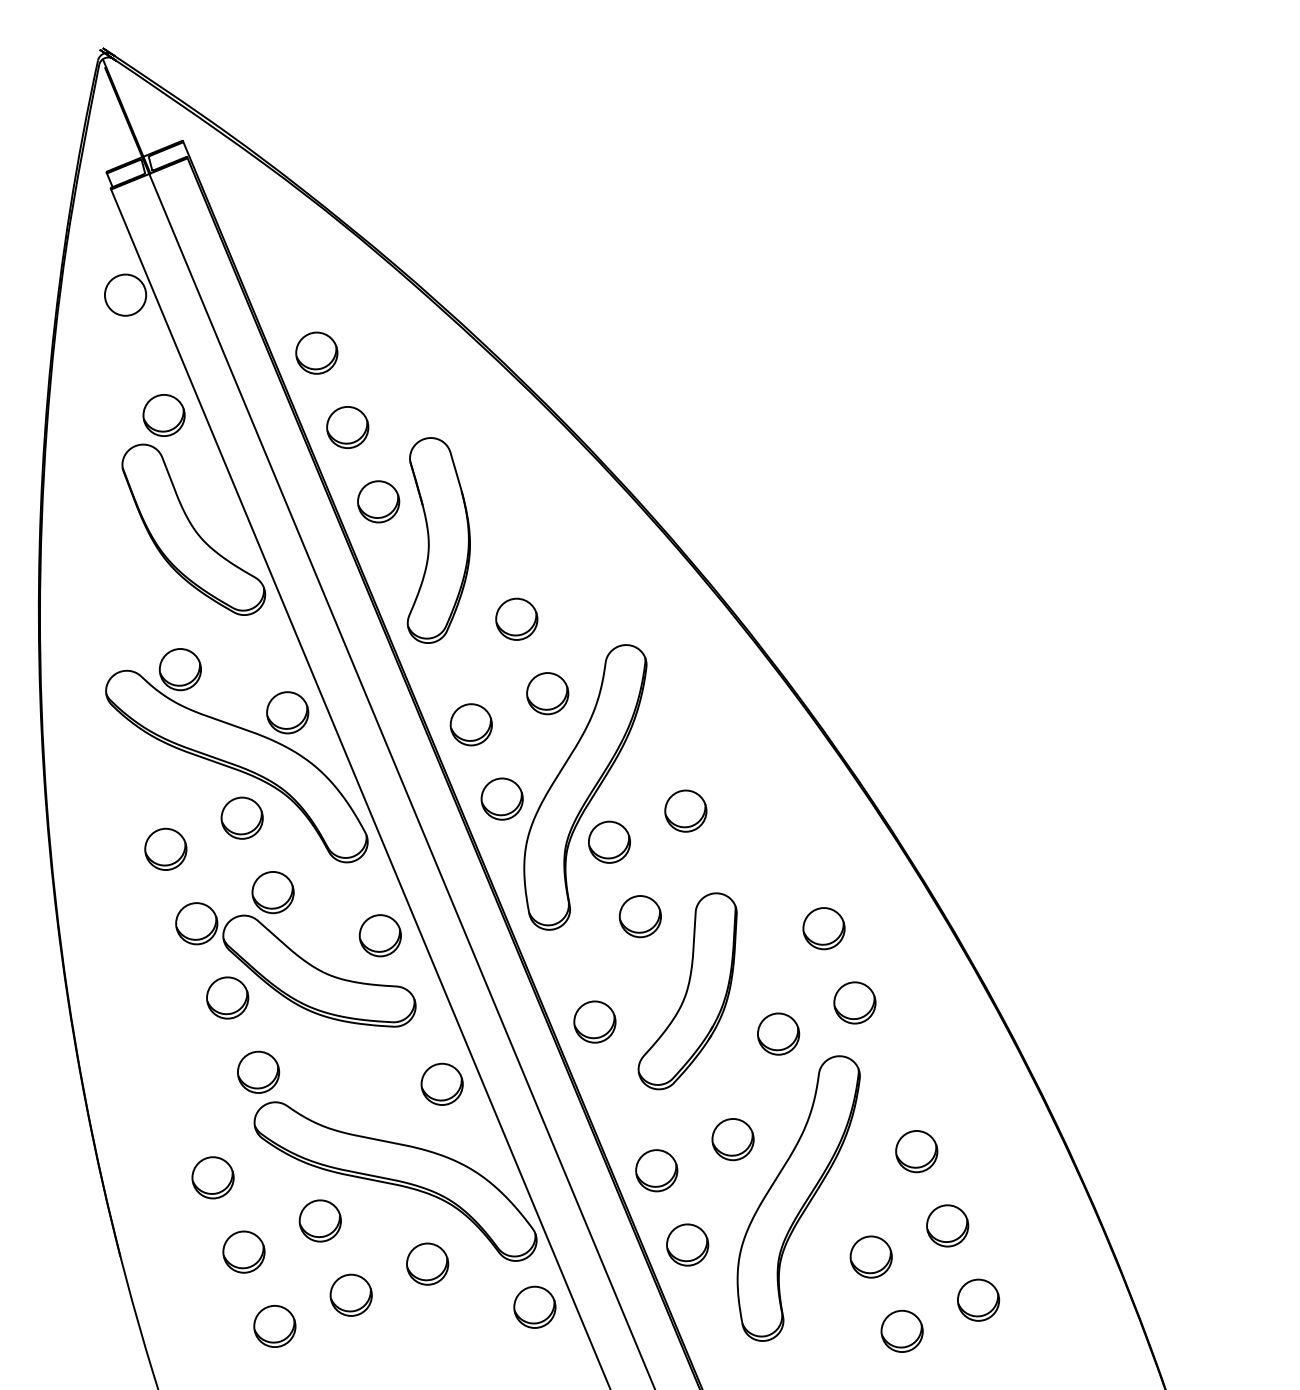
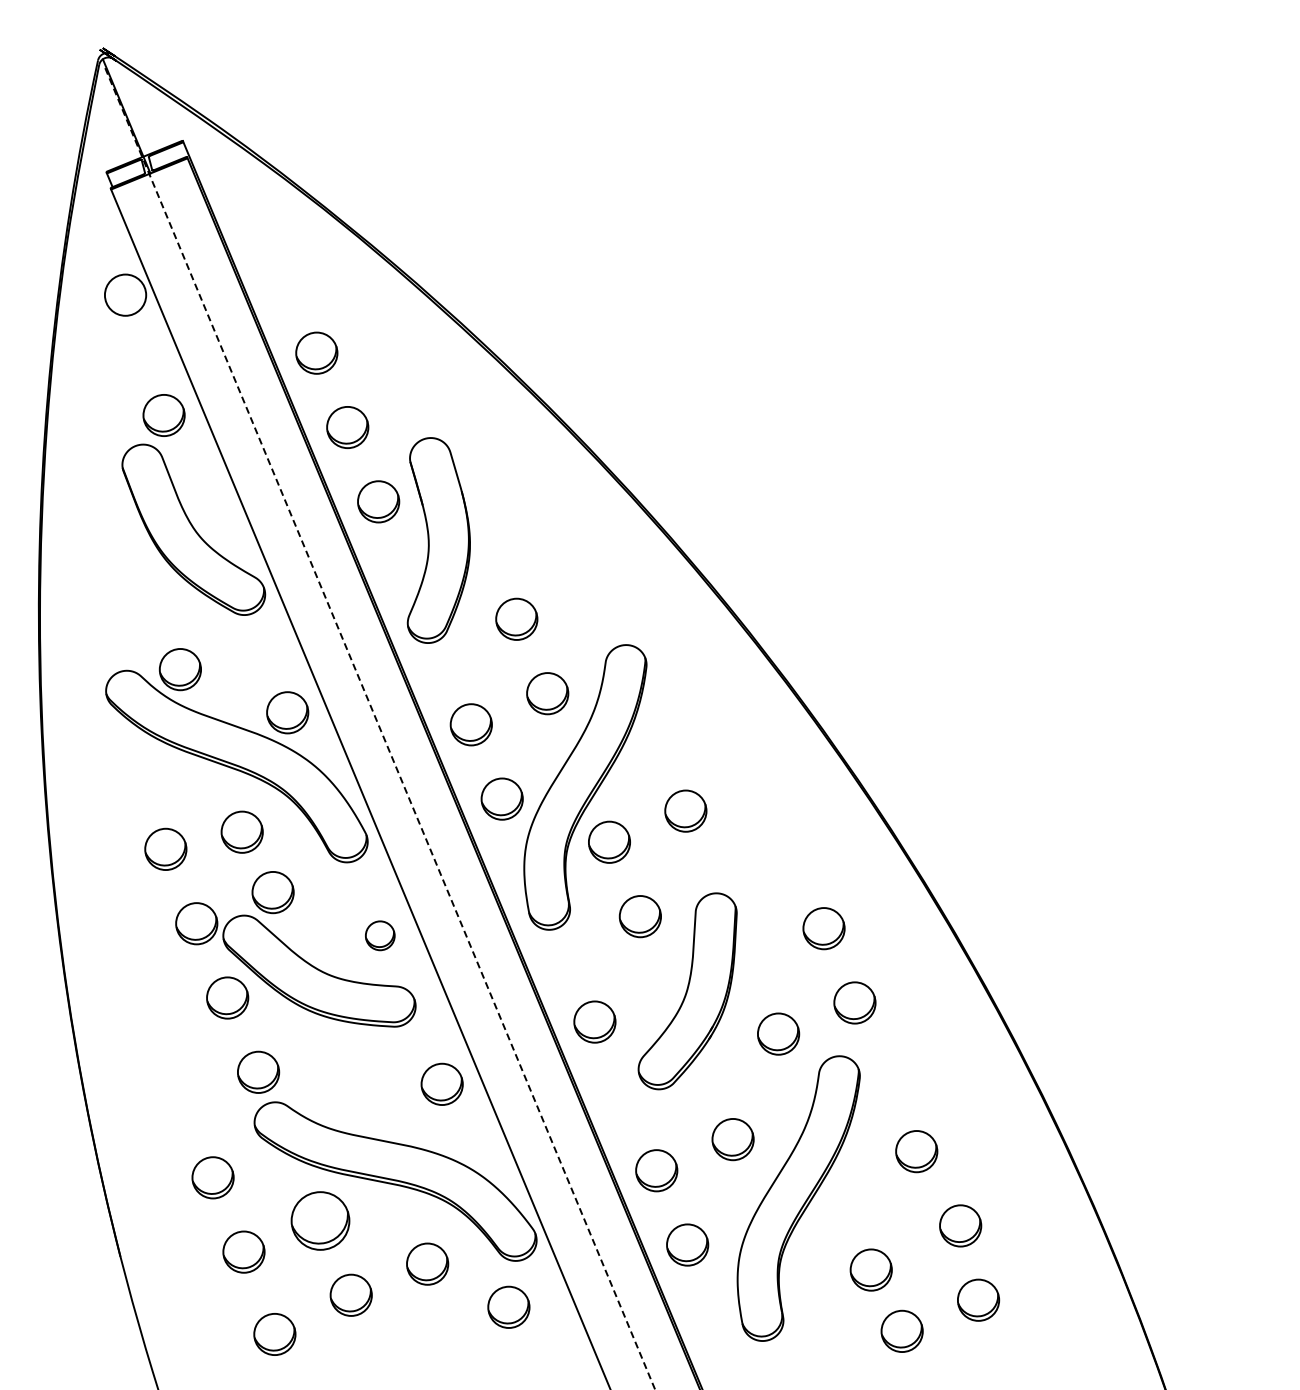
line: solid -> dashed (380, 729)
part position: (241, 817) -> (241, 831) (241, 831)
part size: 44x44 px -> 31x32 px (380, 935)
part size: 44x44 px -> 61x60 px (320, 1220)
part position: (947, 1225) -> (960, 1225) (960, 1225)
part position: (870, 1256) -> (870, 1269) (870, 1269)
part position: (534, 1306) -> (508, 1306) (508, 1306)
part position: (274, 1326) -> (274, 1334) (274, 1334)
